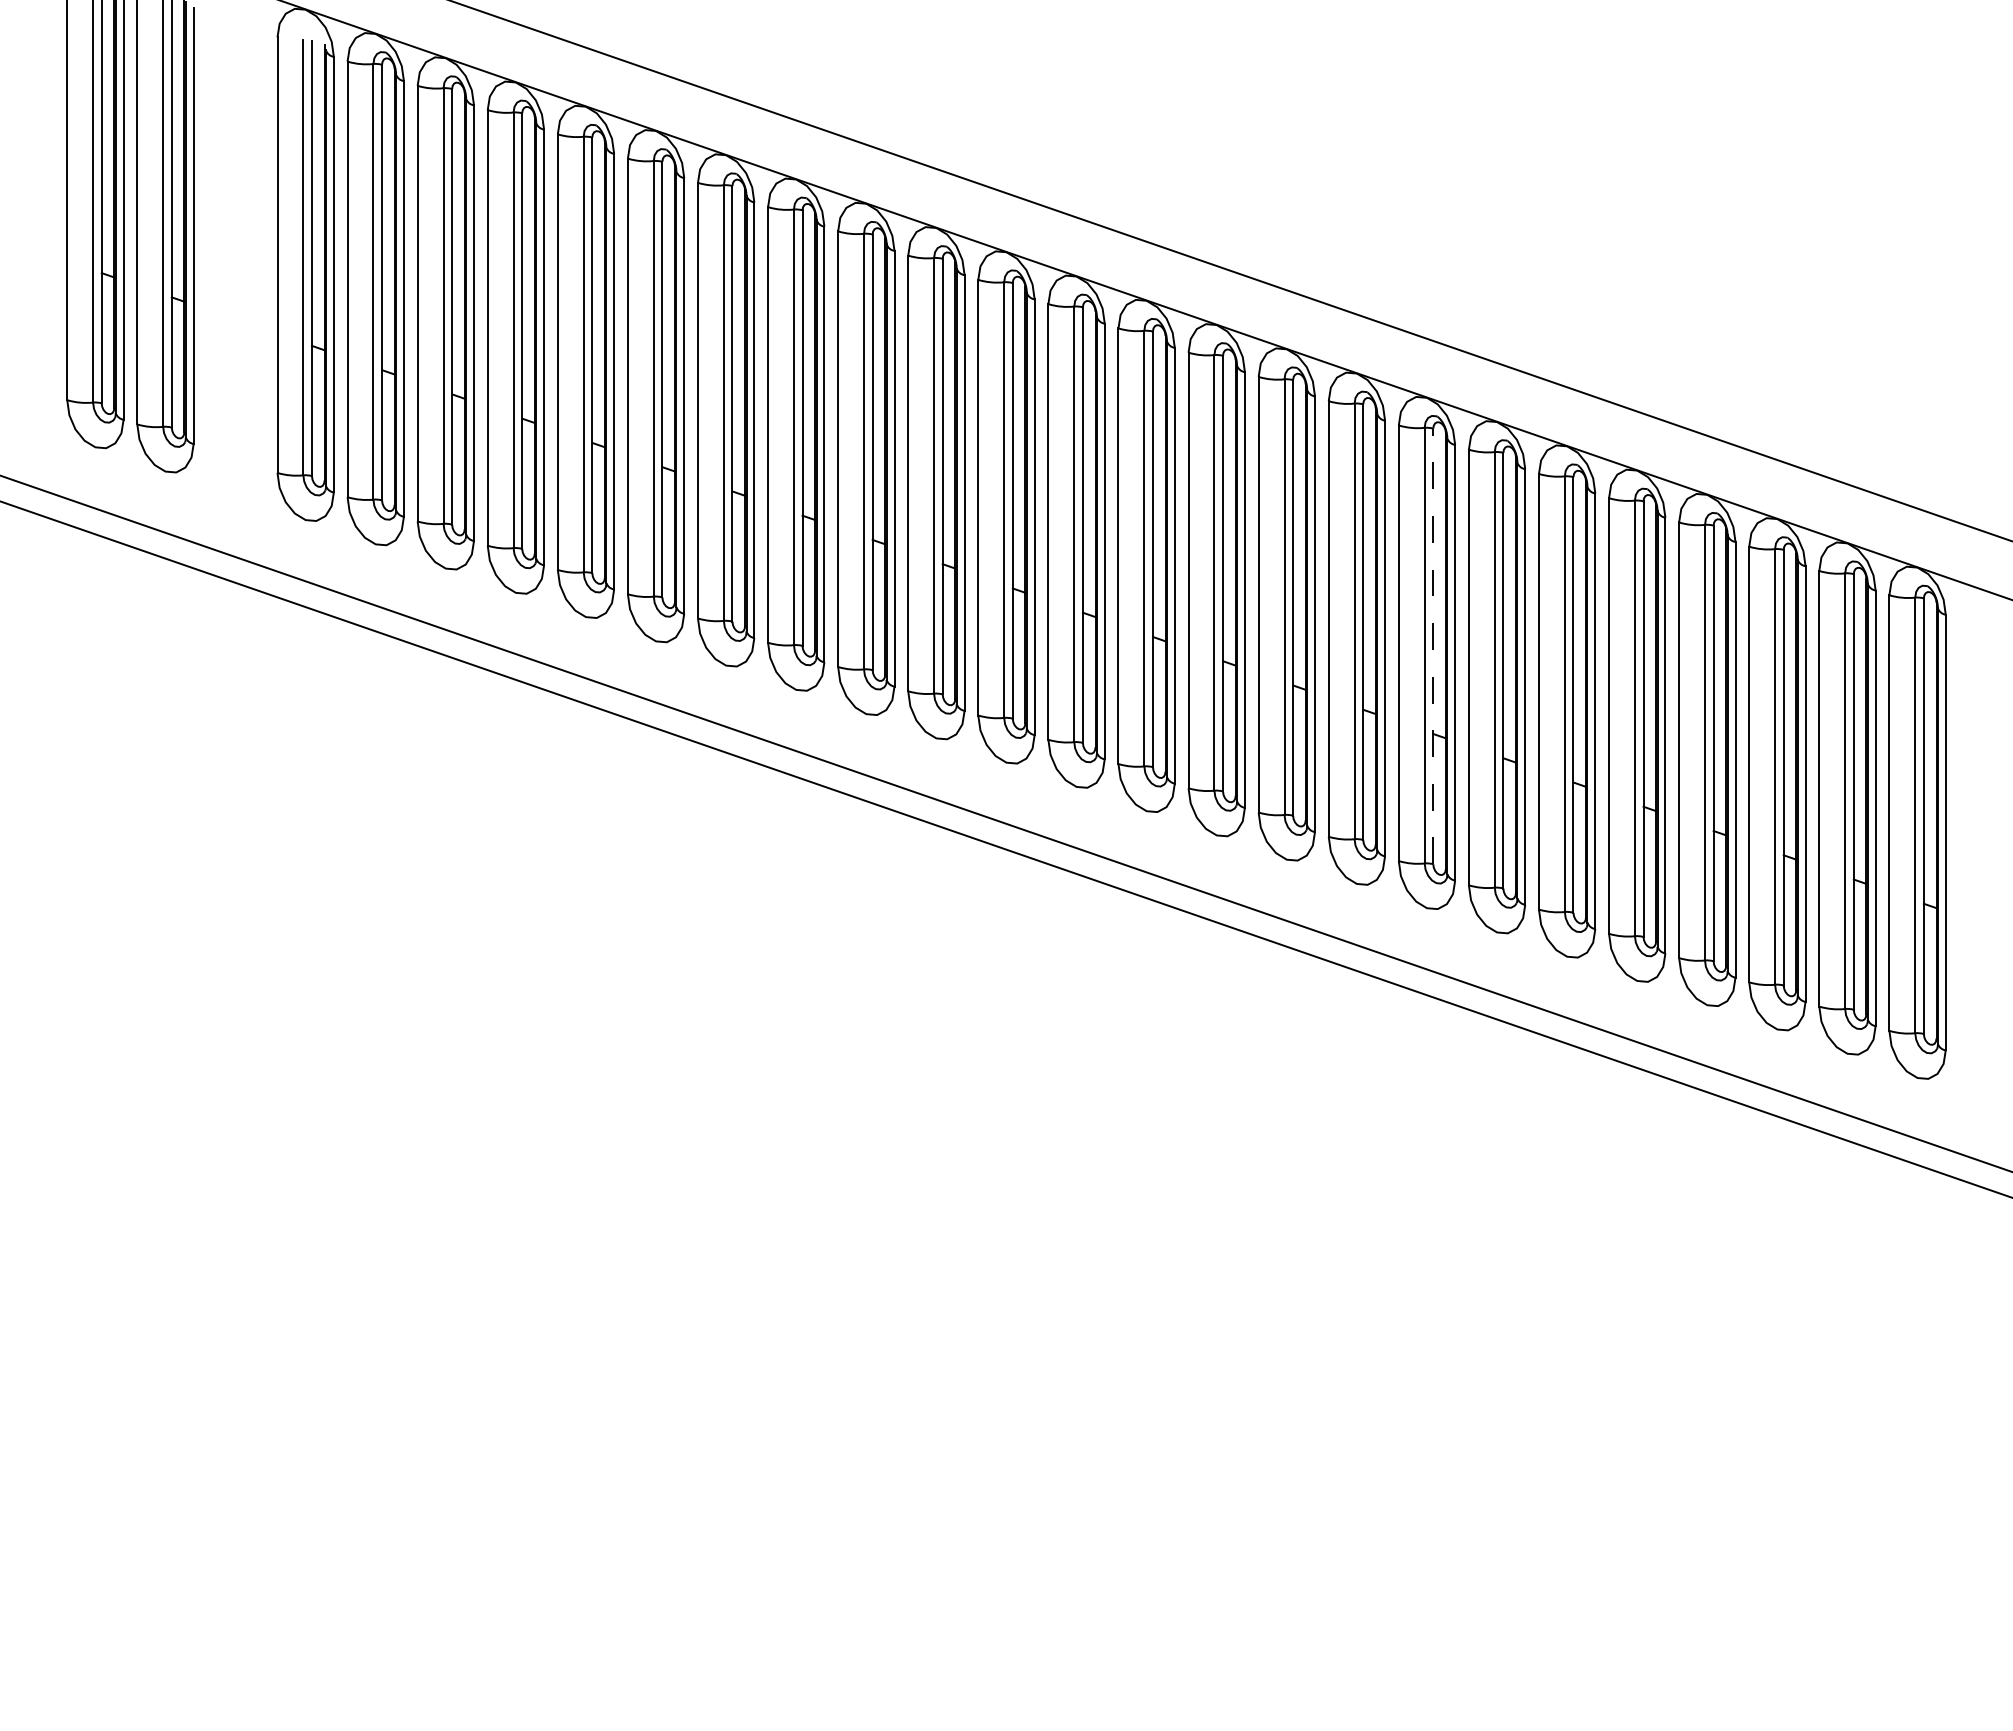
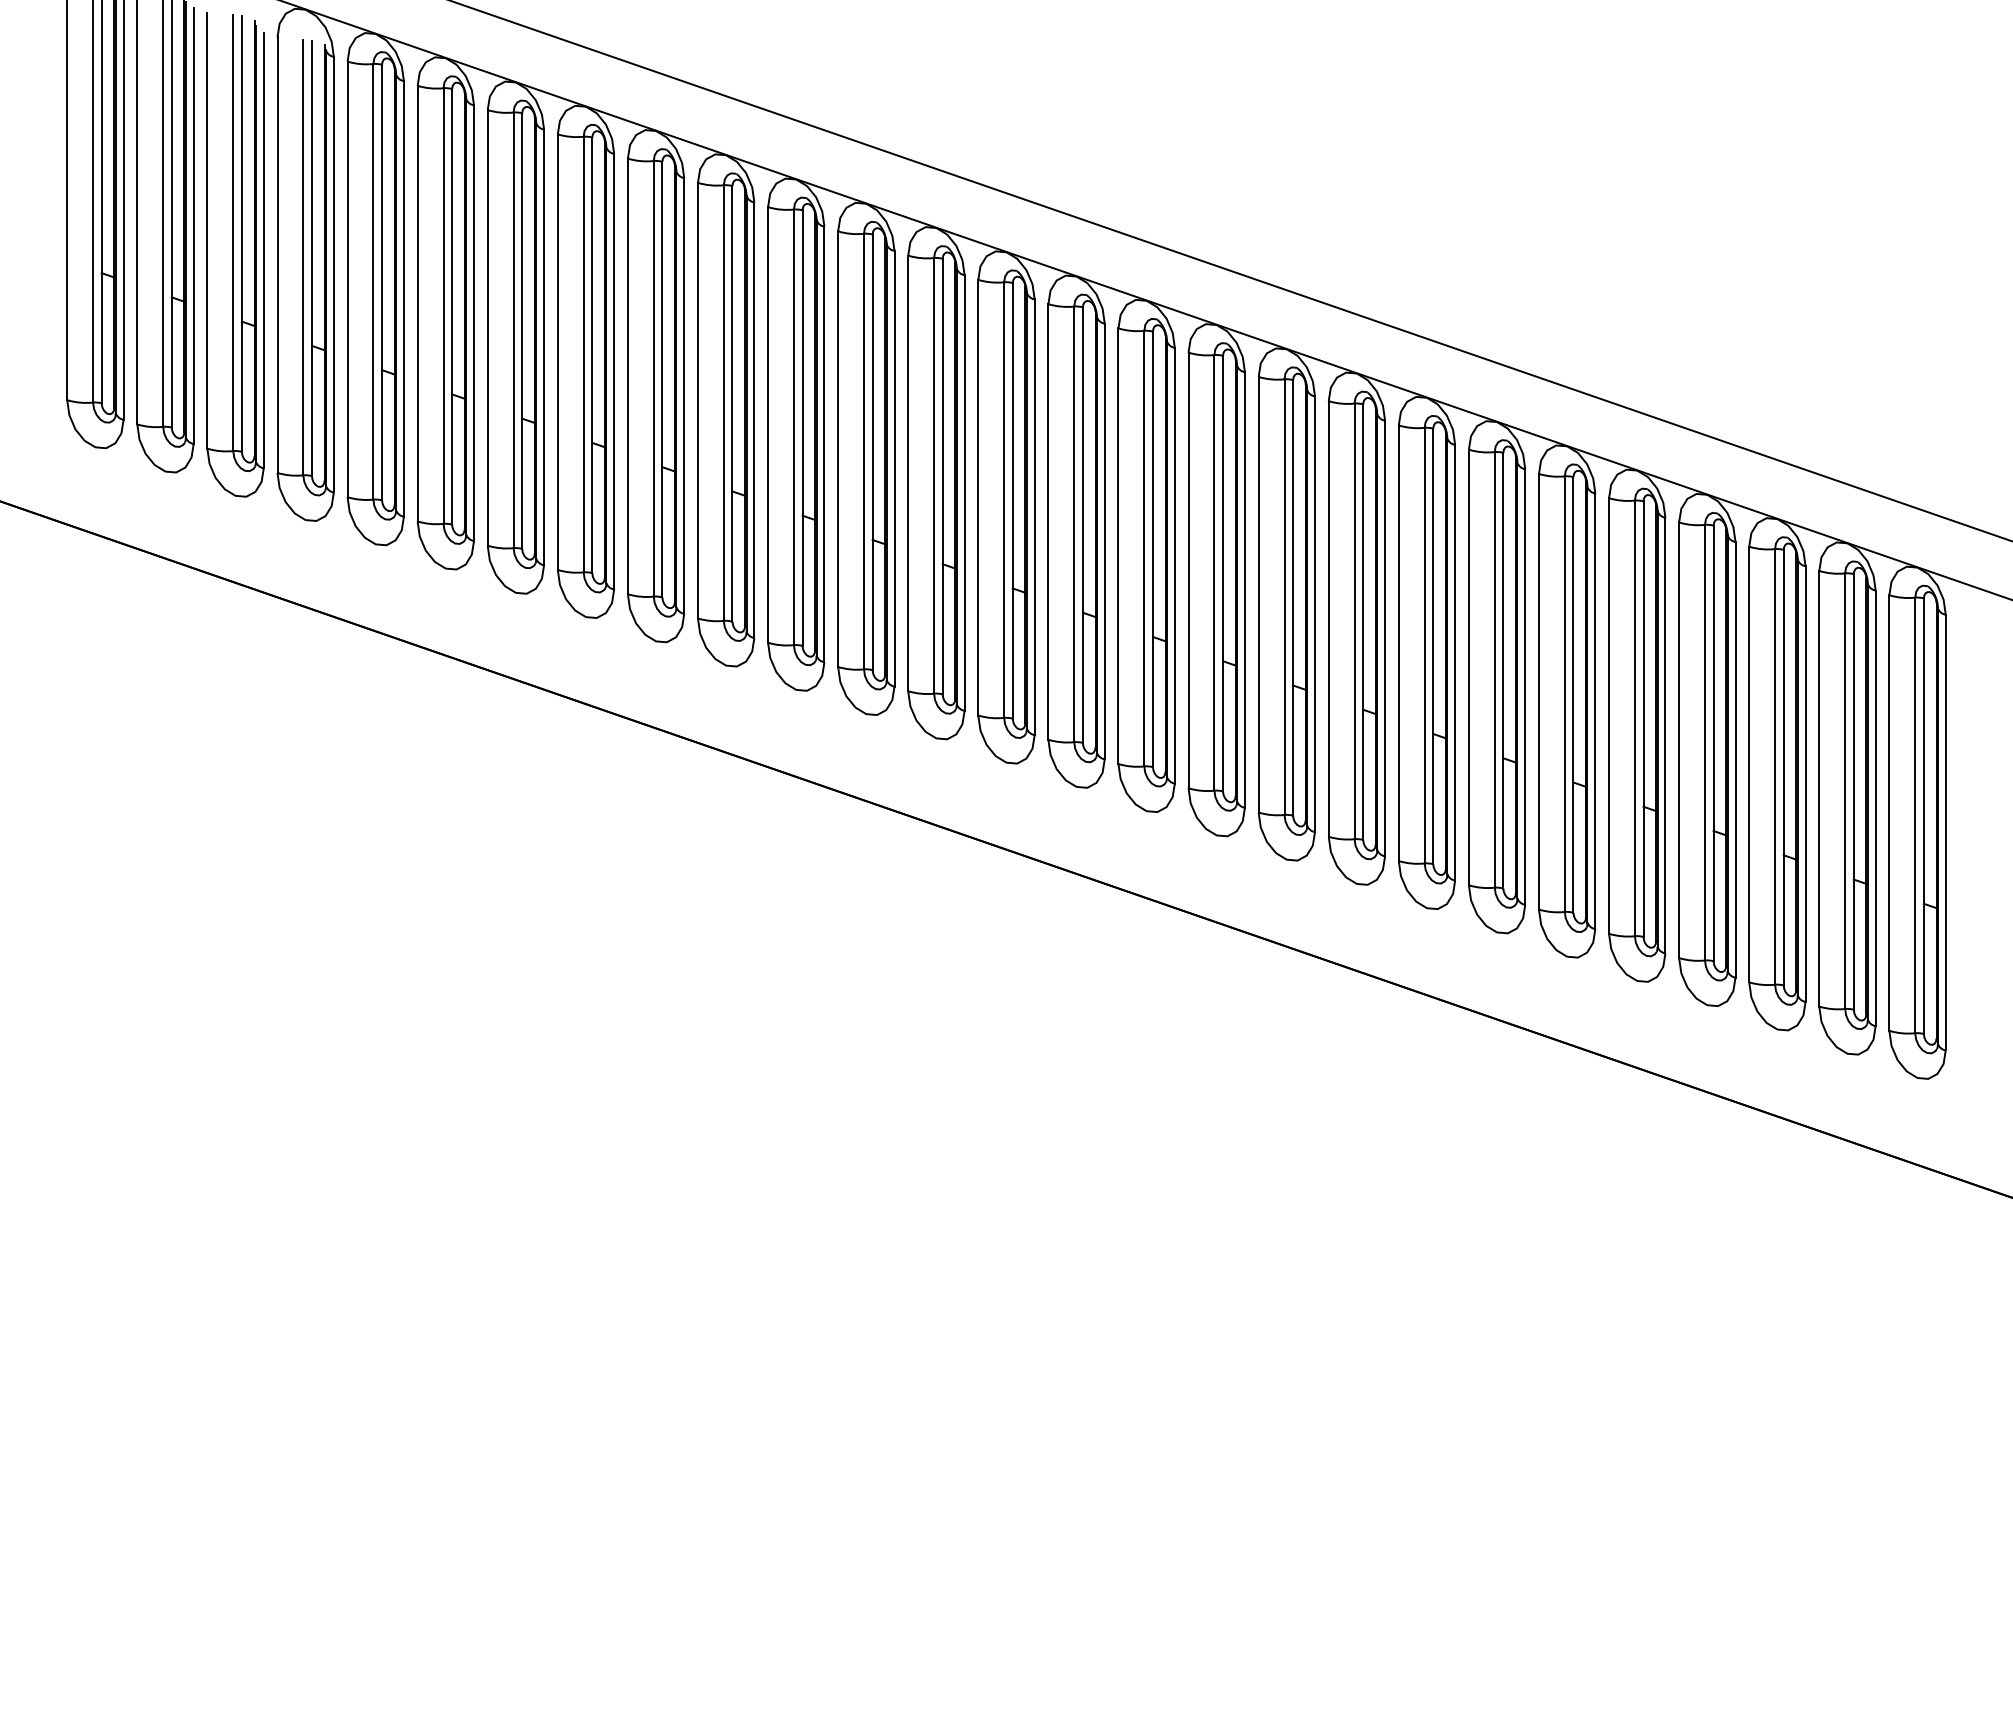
part: none -> present (235, 254)
line: dashed -> solid (1433, 646)
line position: (1005, 823) -> (1005, 849) (1005, 849)
